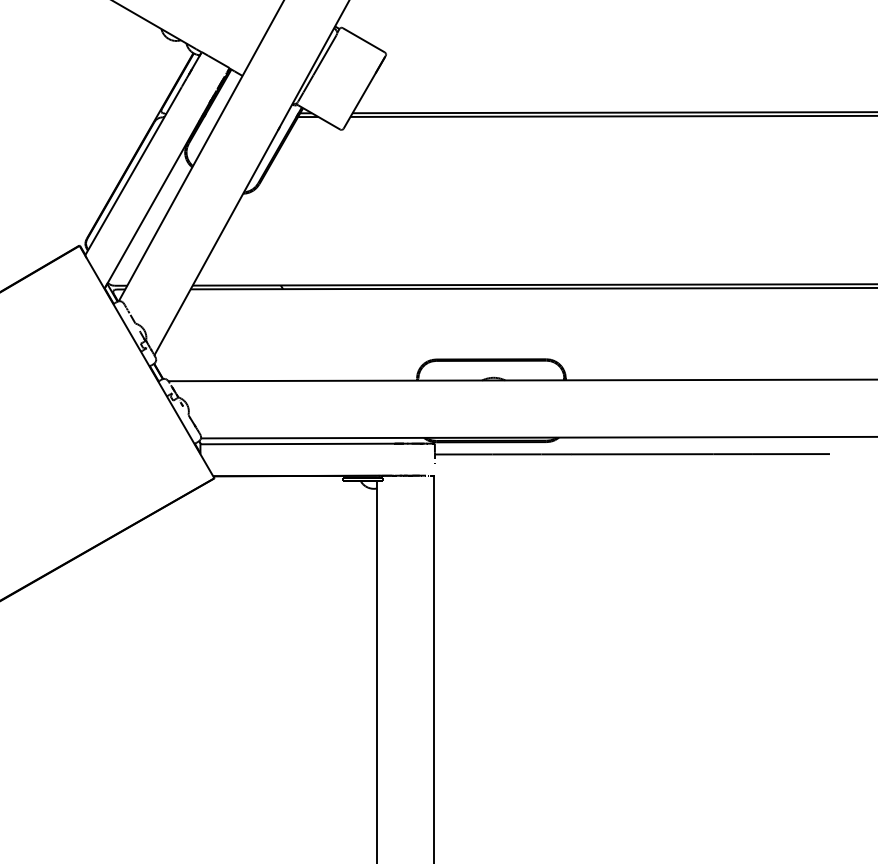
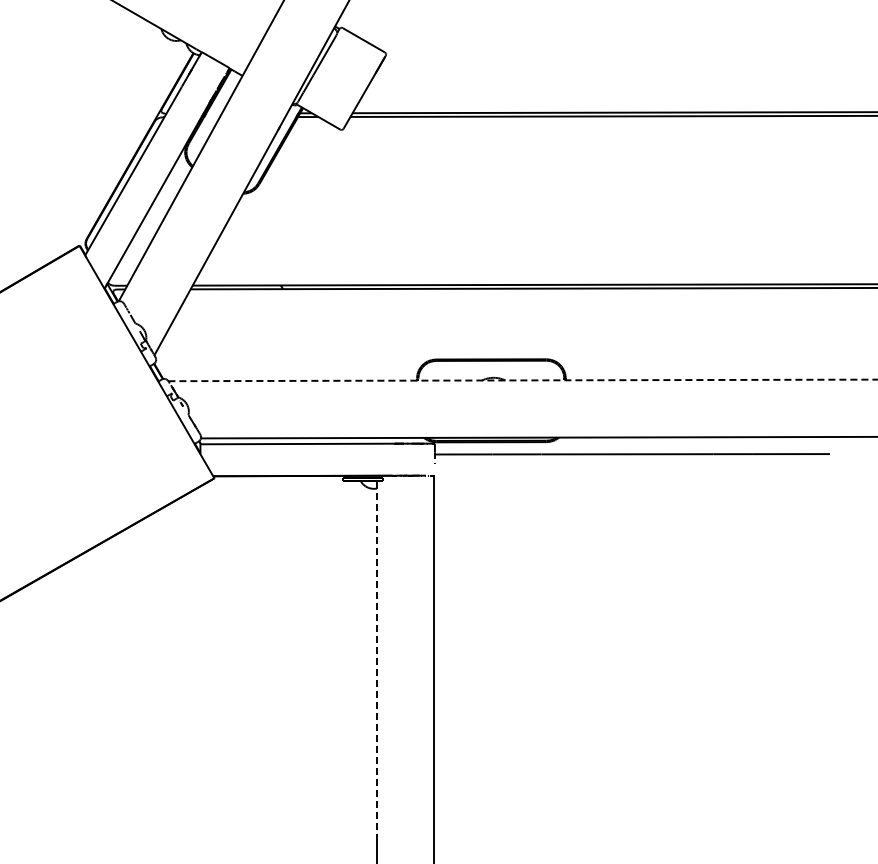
line: solid -> dashed (523, 380)
line: solid -> dashed (376, 660)
